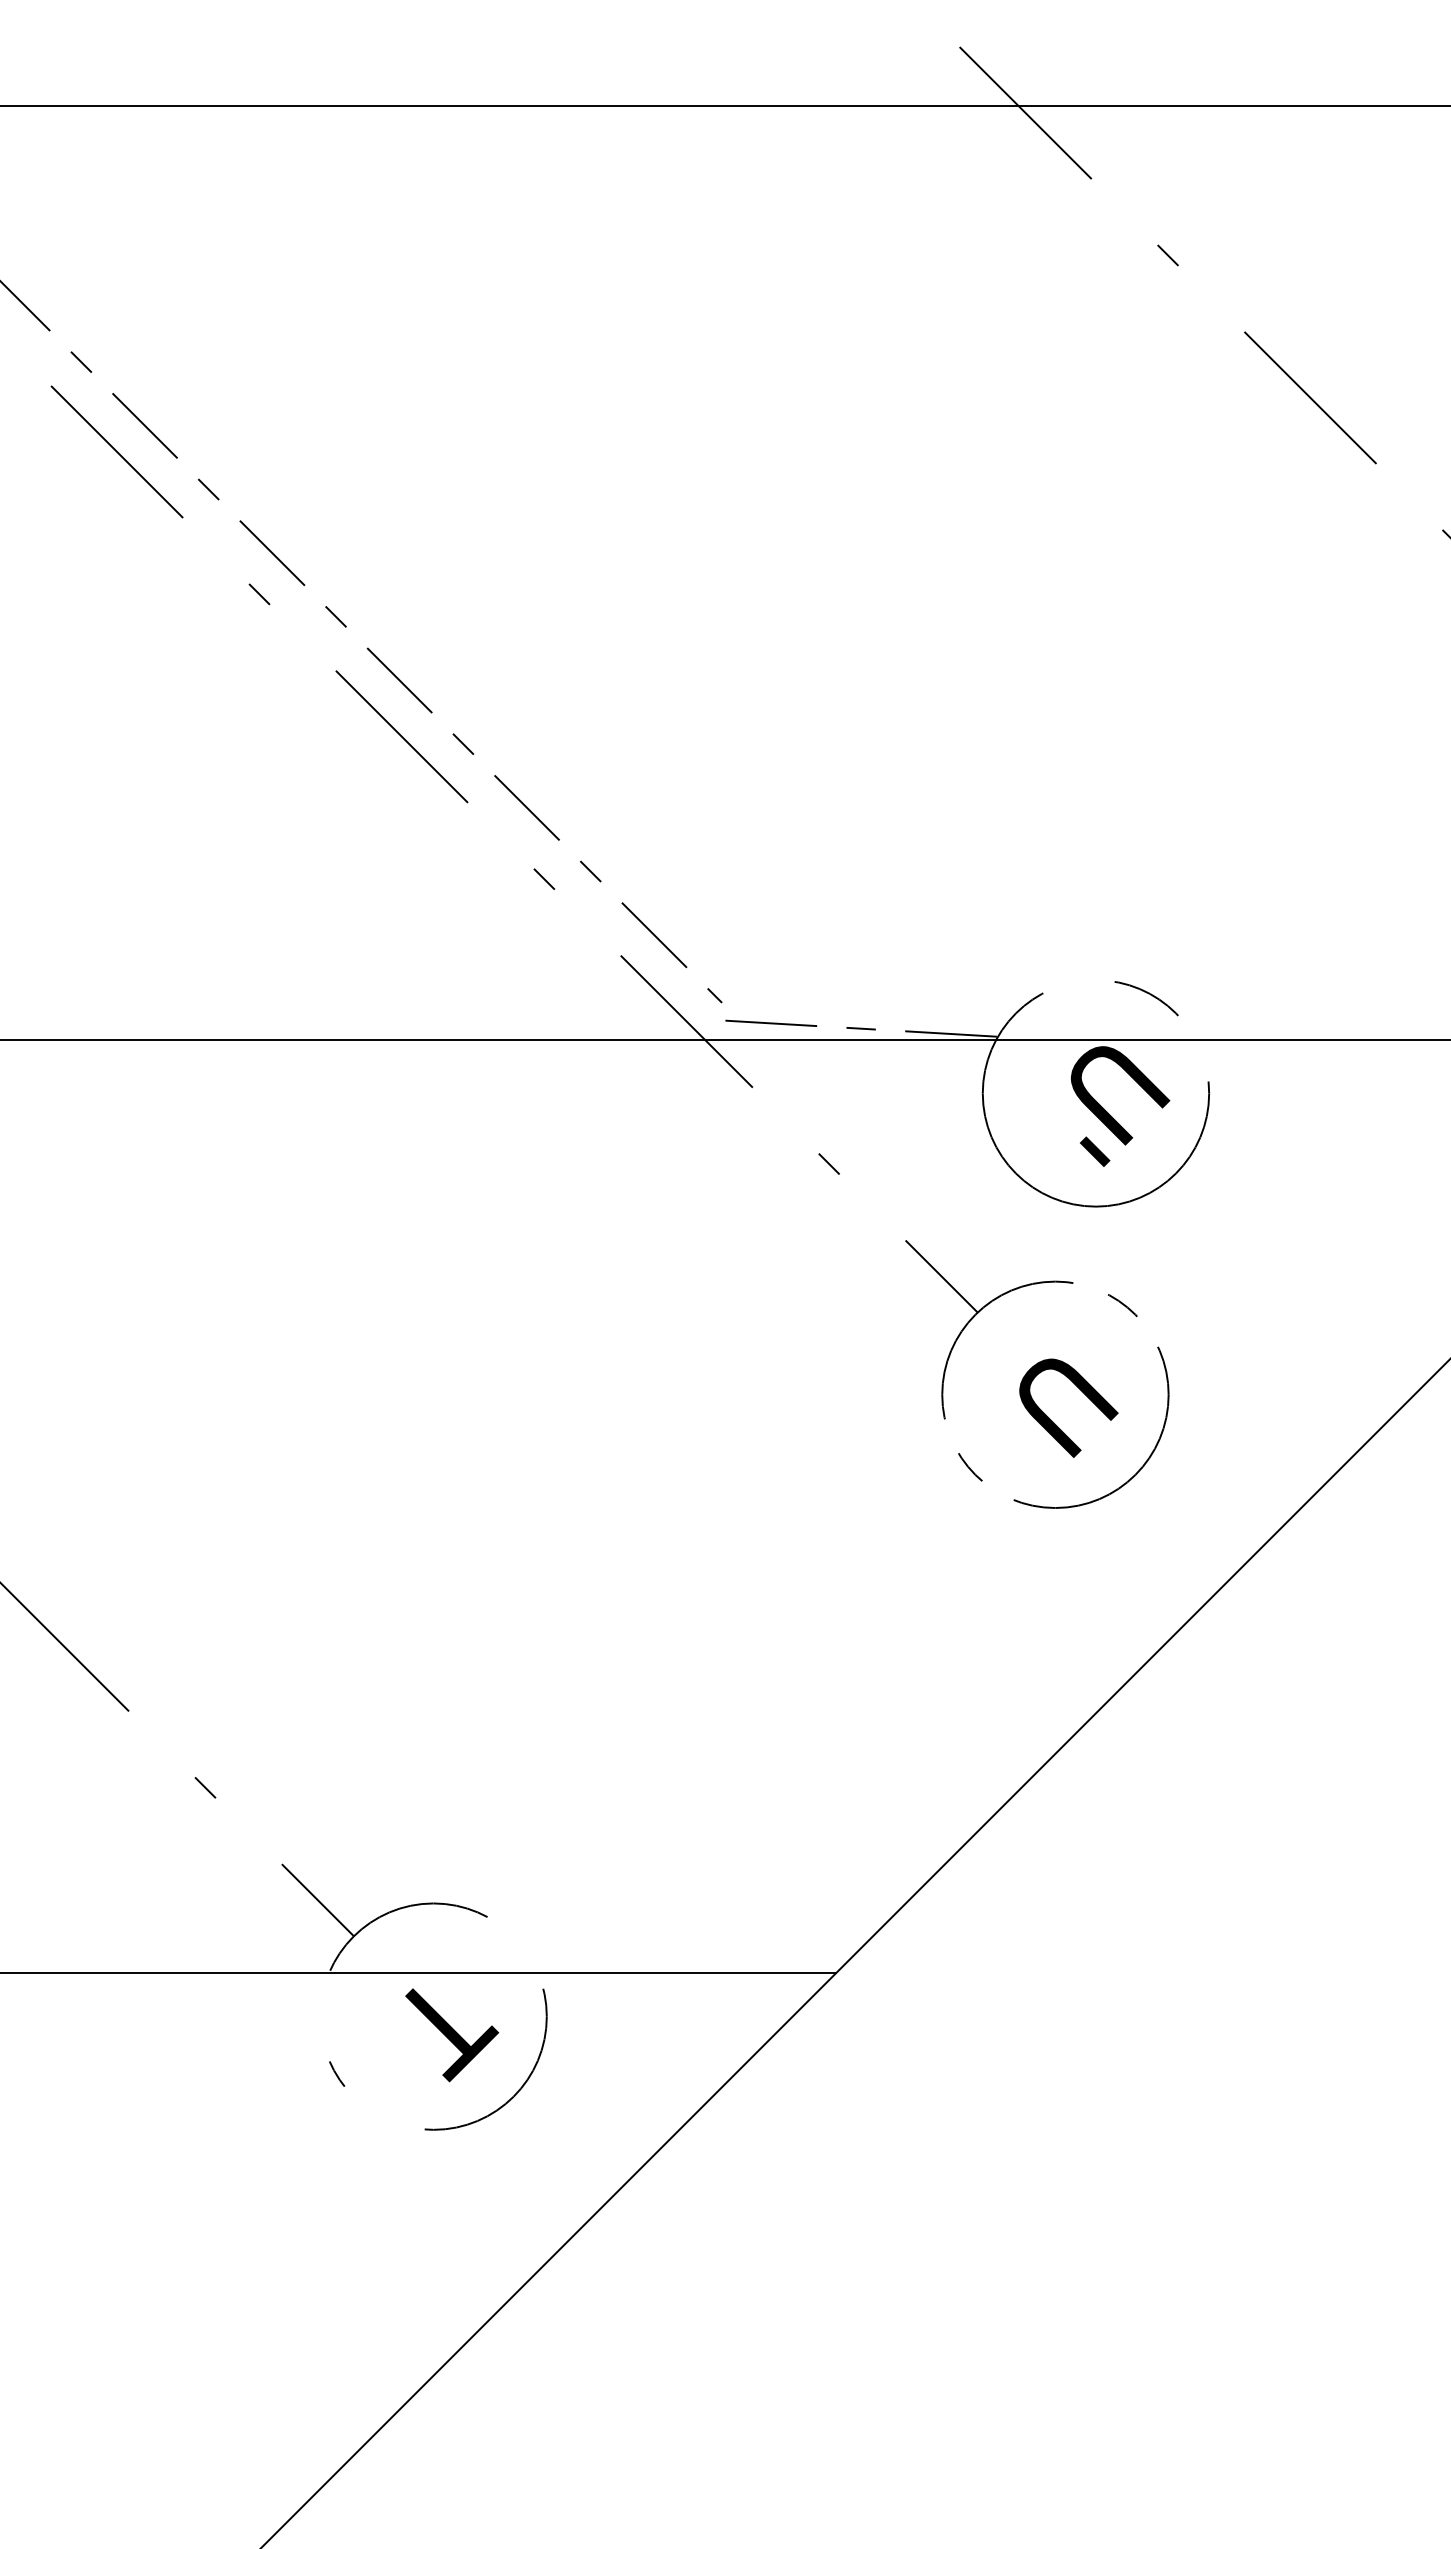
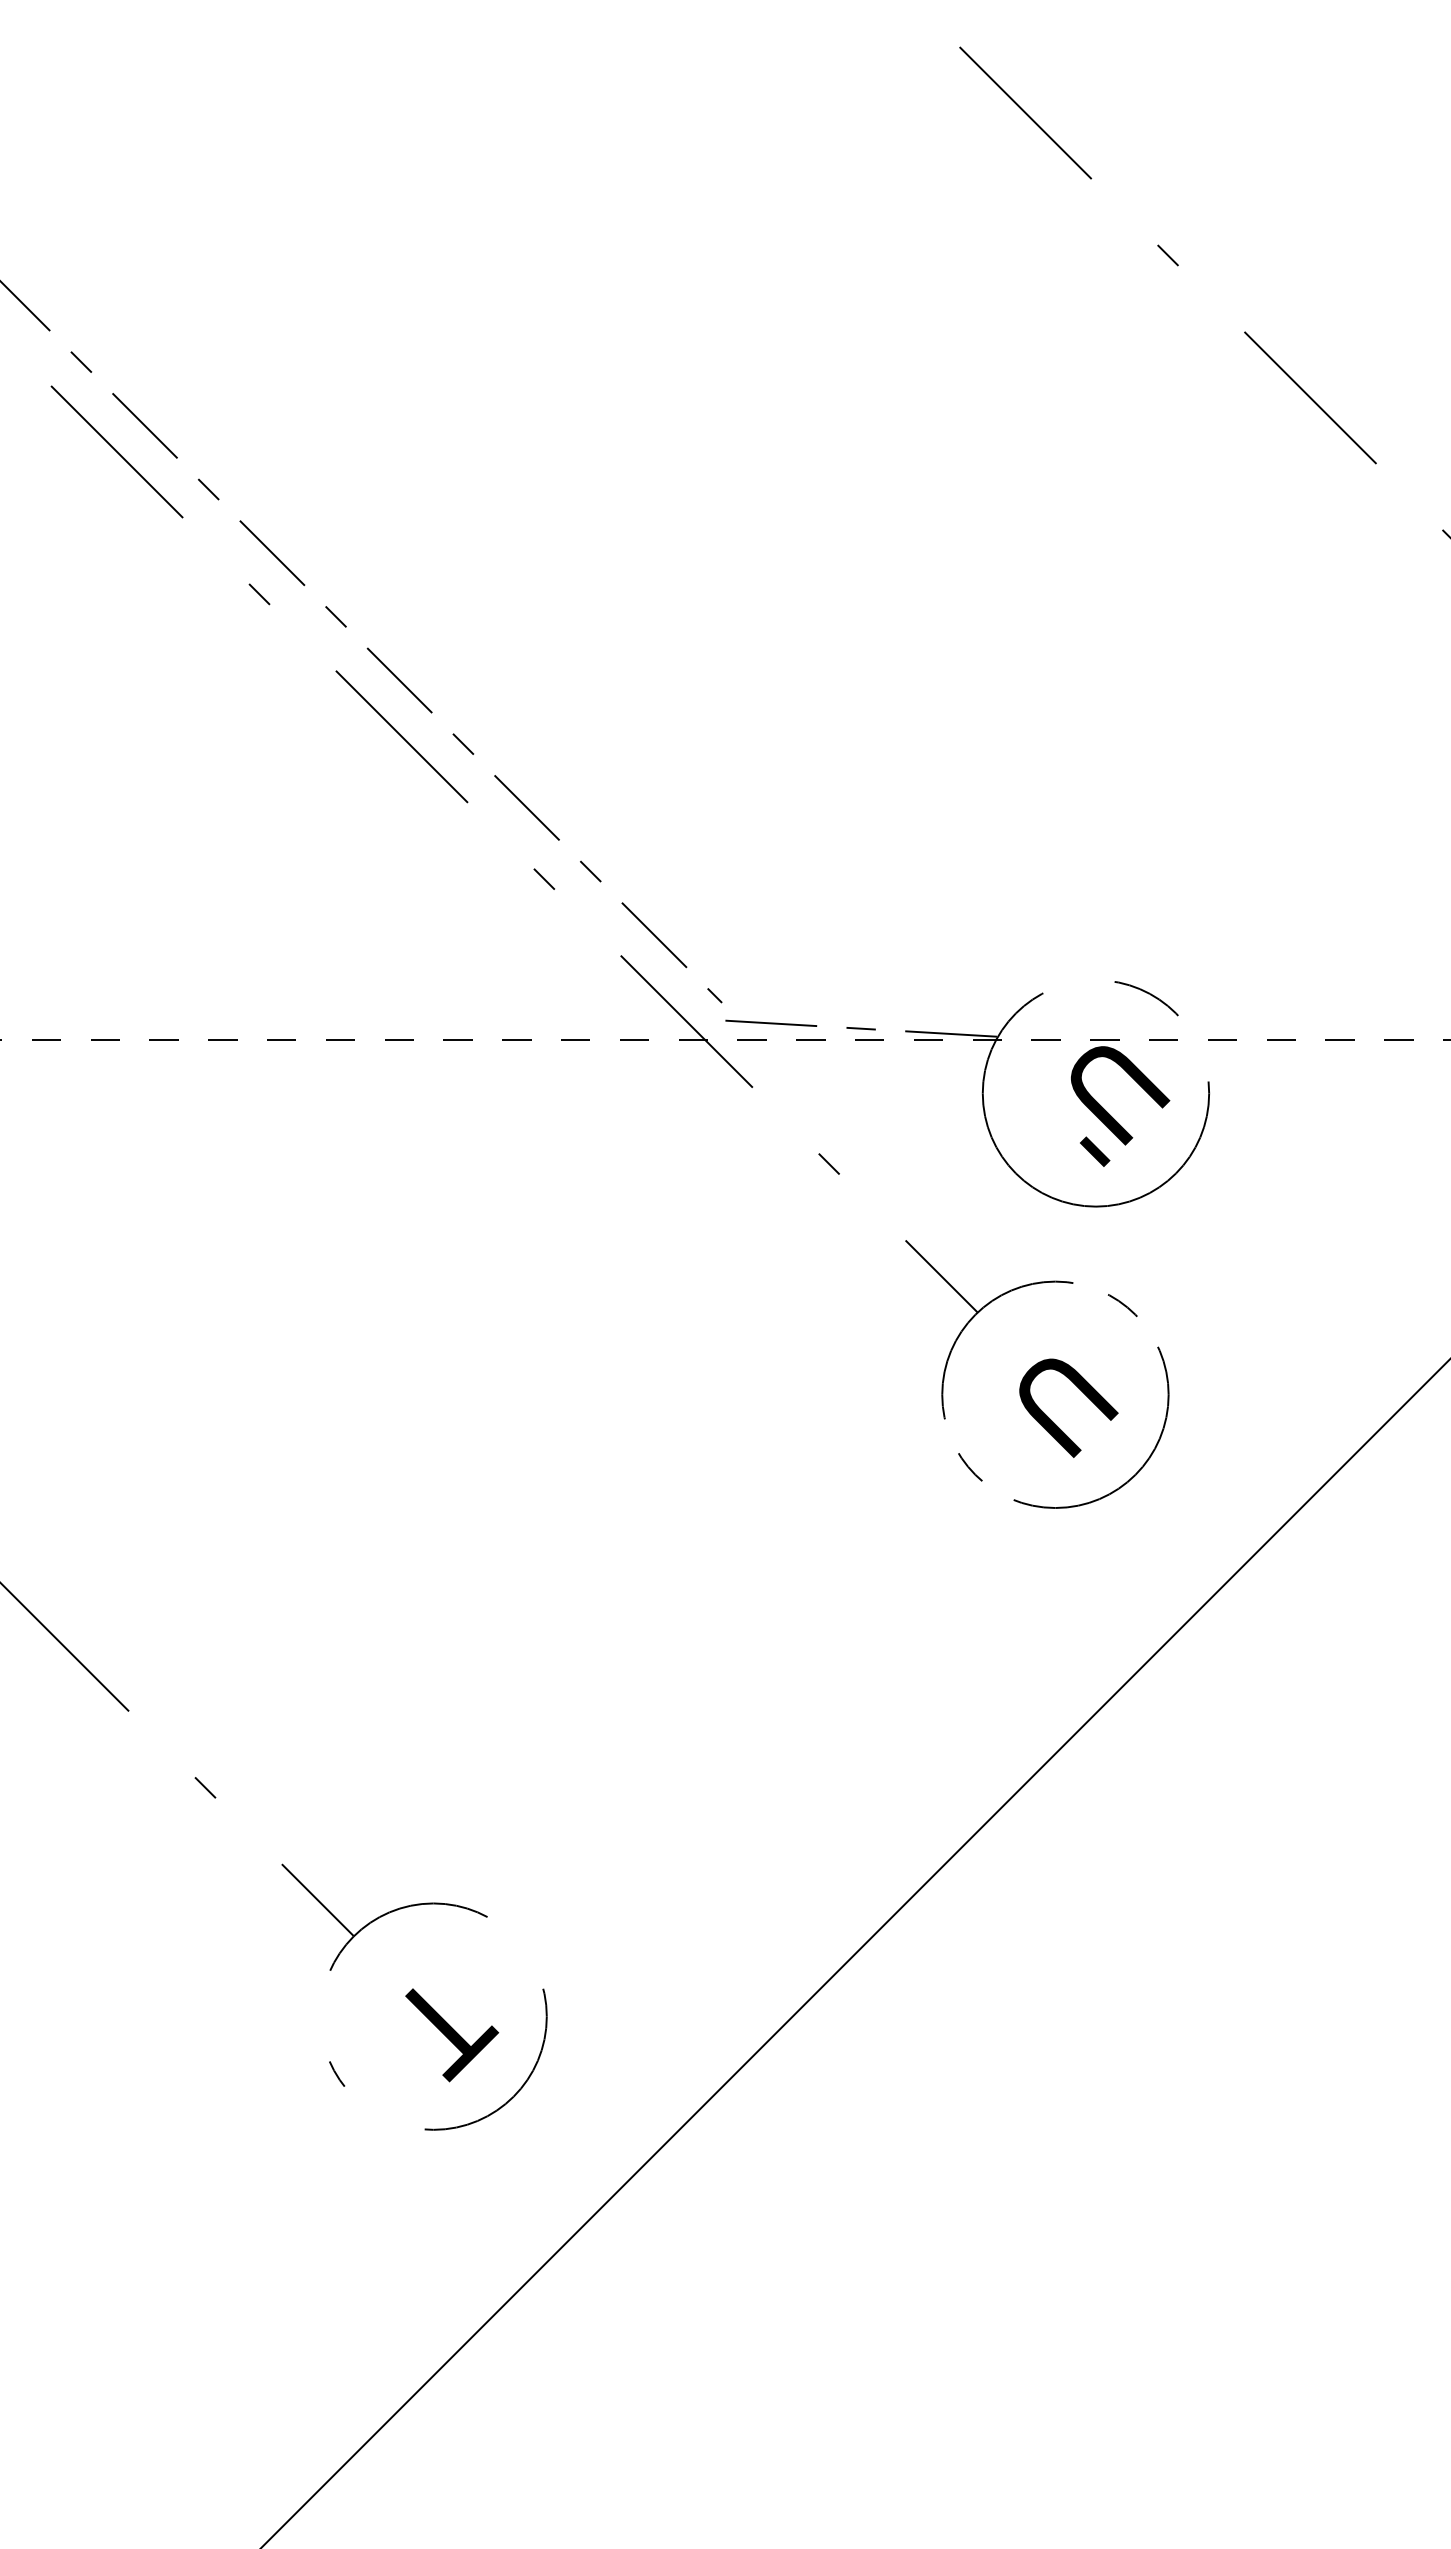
line: present -> none (724, 106)
line: solid -> dashed (725, 1039)
line: present -> none (419, 1973)
